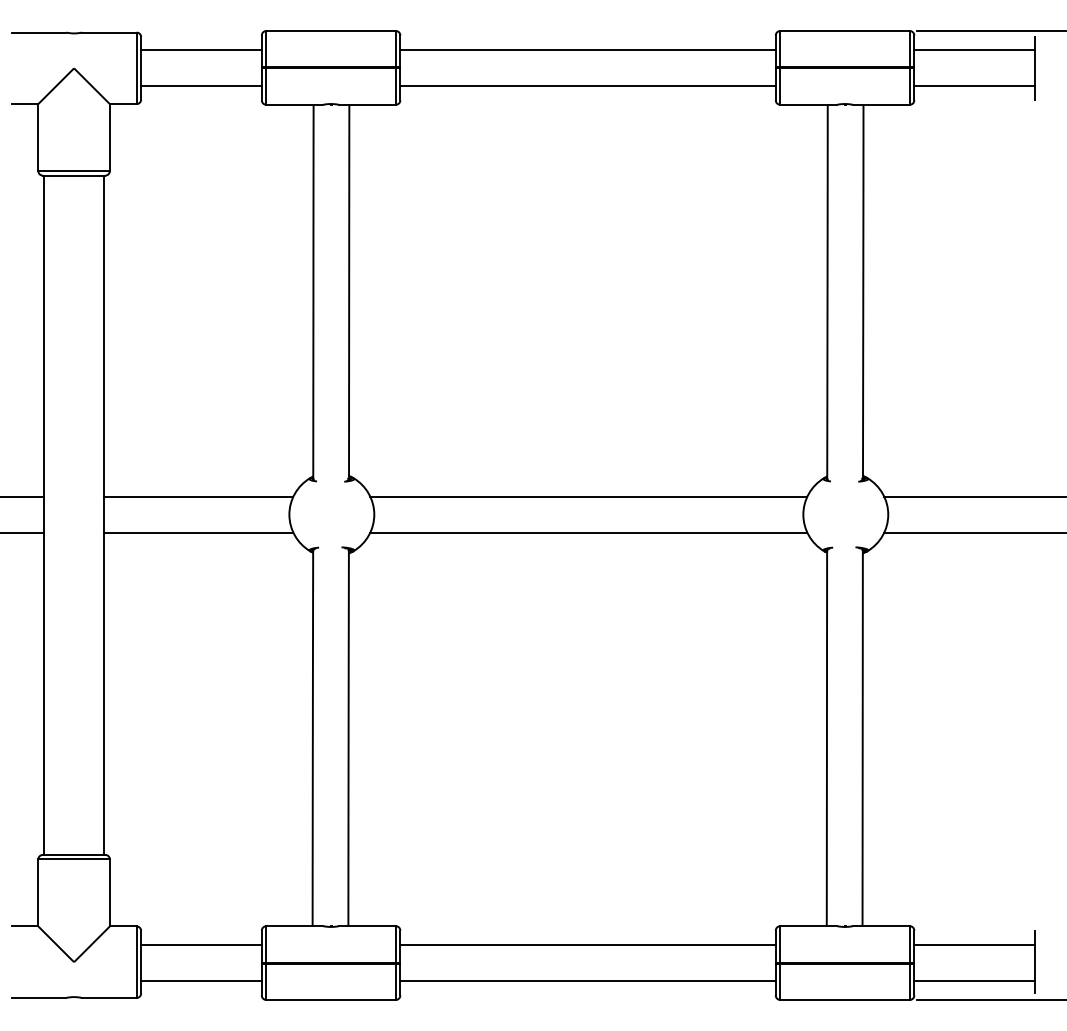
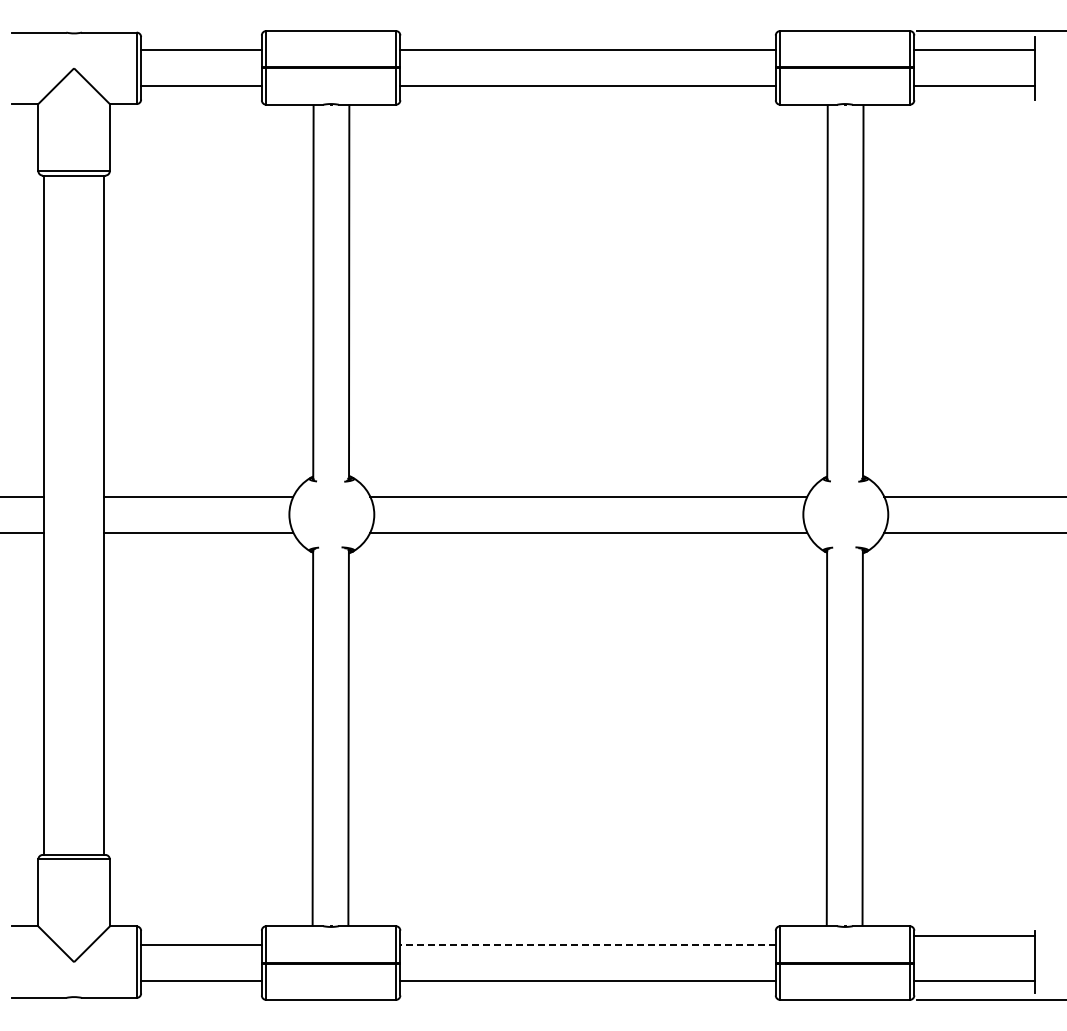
line: solid -> dashed (588, 944)
line position: (974, 944) -> (974, 935) (974, 935)
